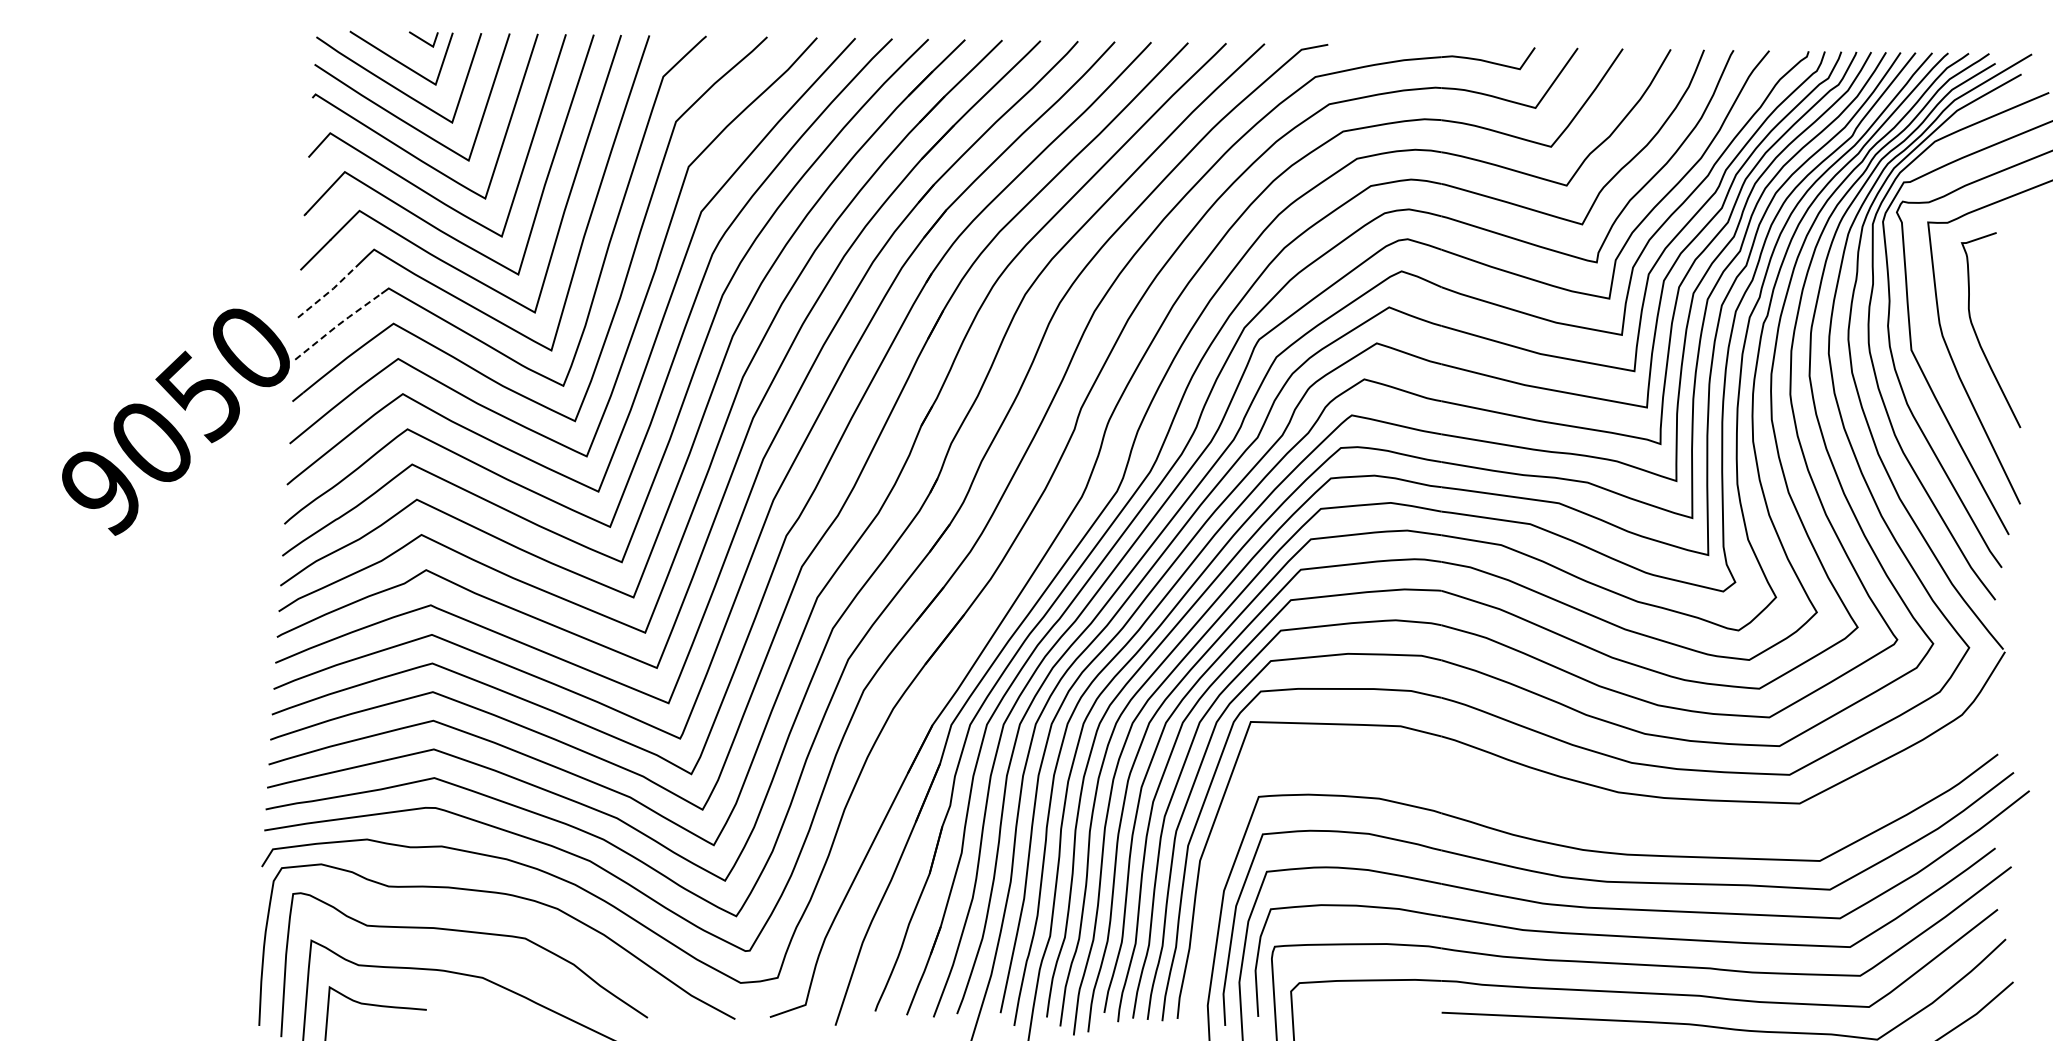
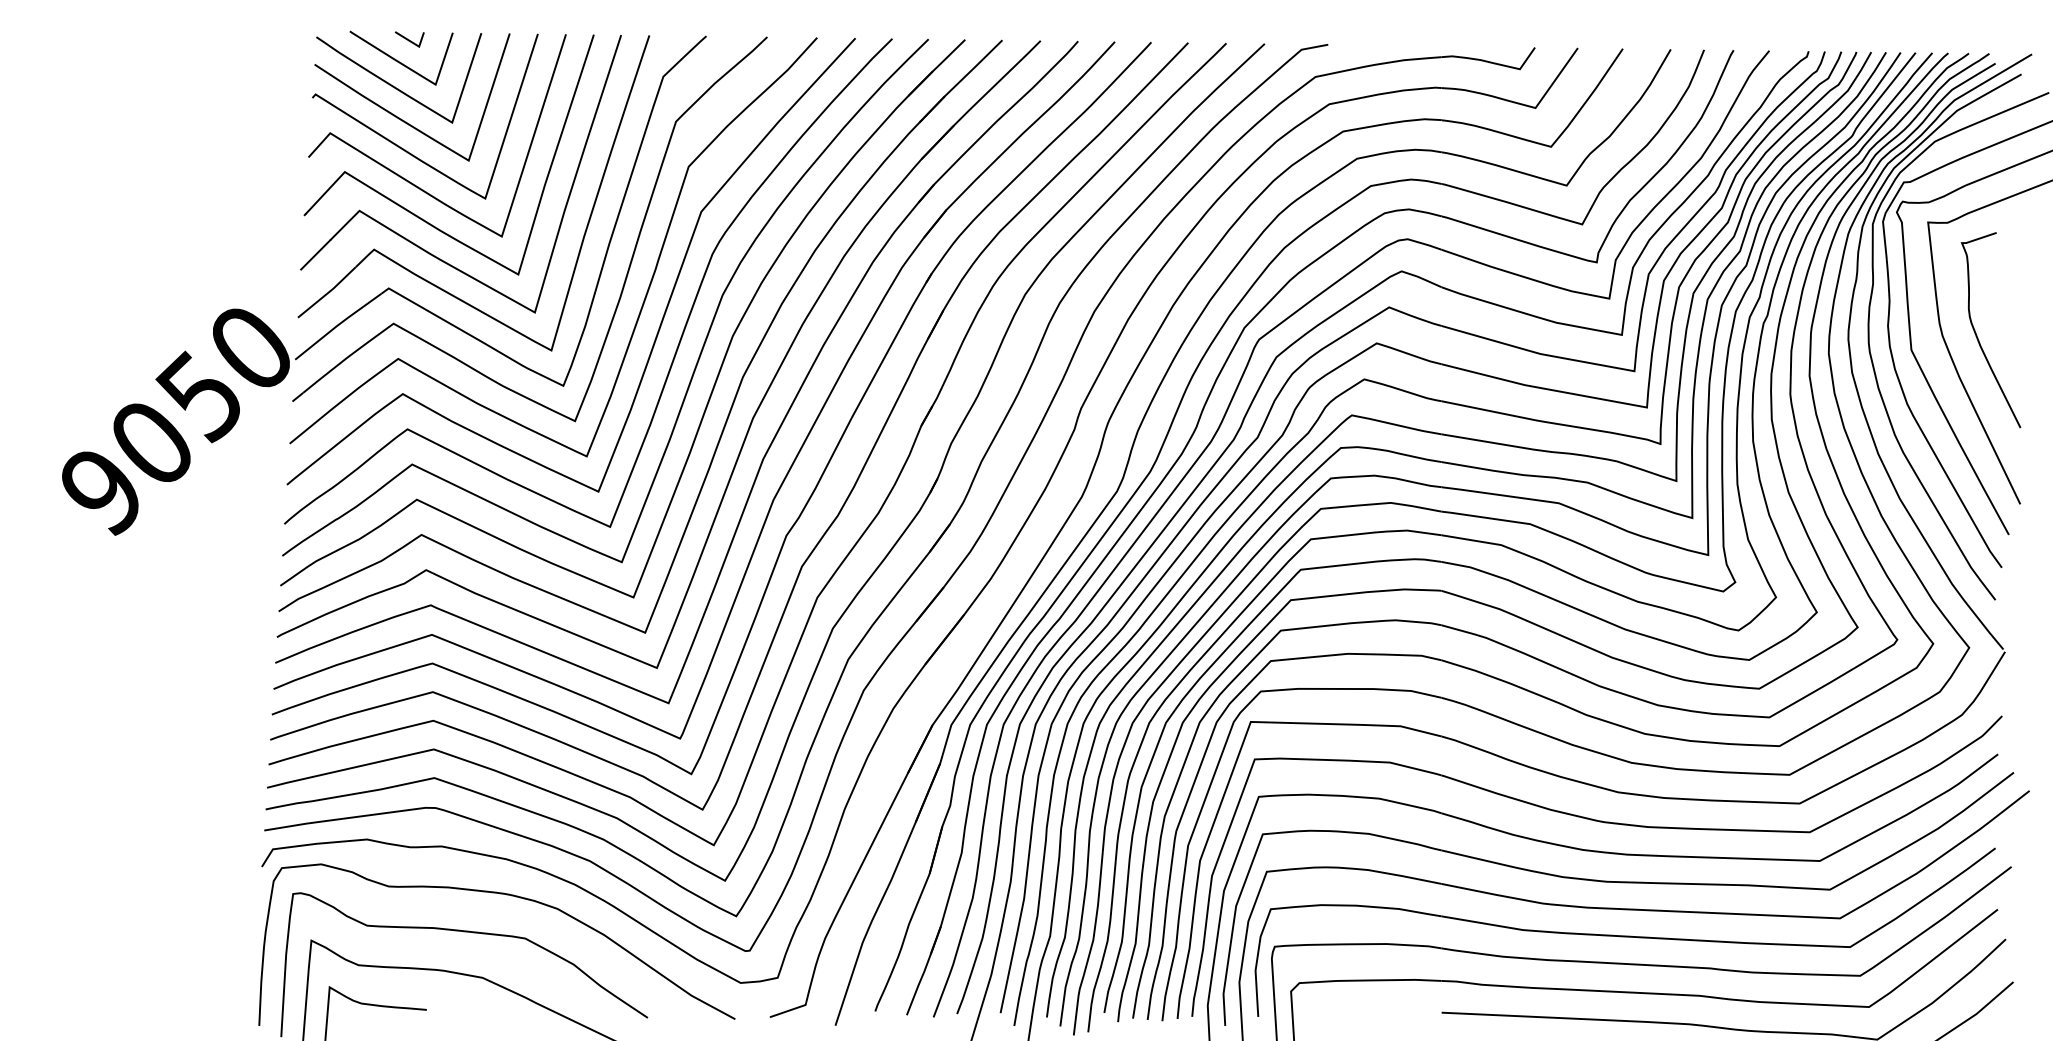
line position: (423, 39) -> (409, 39) (409, 39)
line: dashed -> solid (328, 292)
line: dashed -> solid (338, 325)
part: none -> present (1604, 823)
